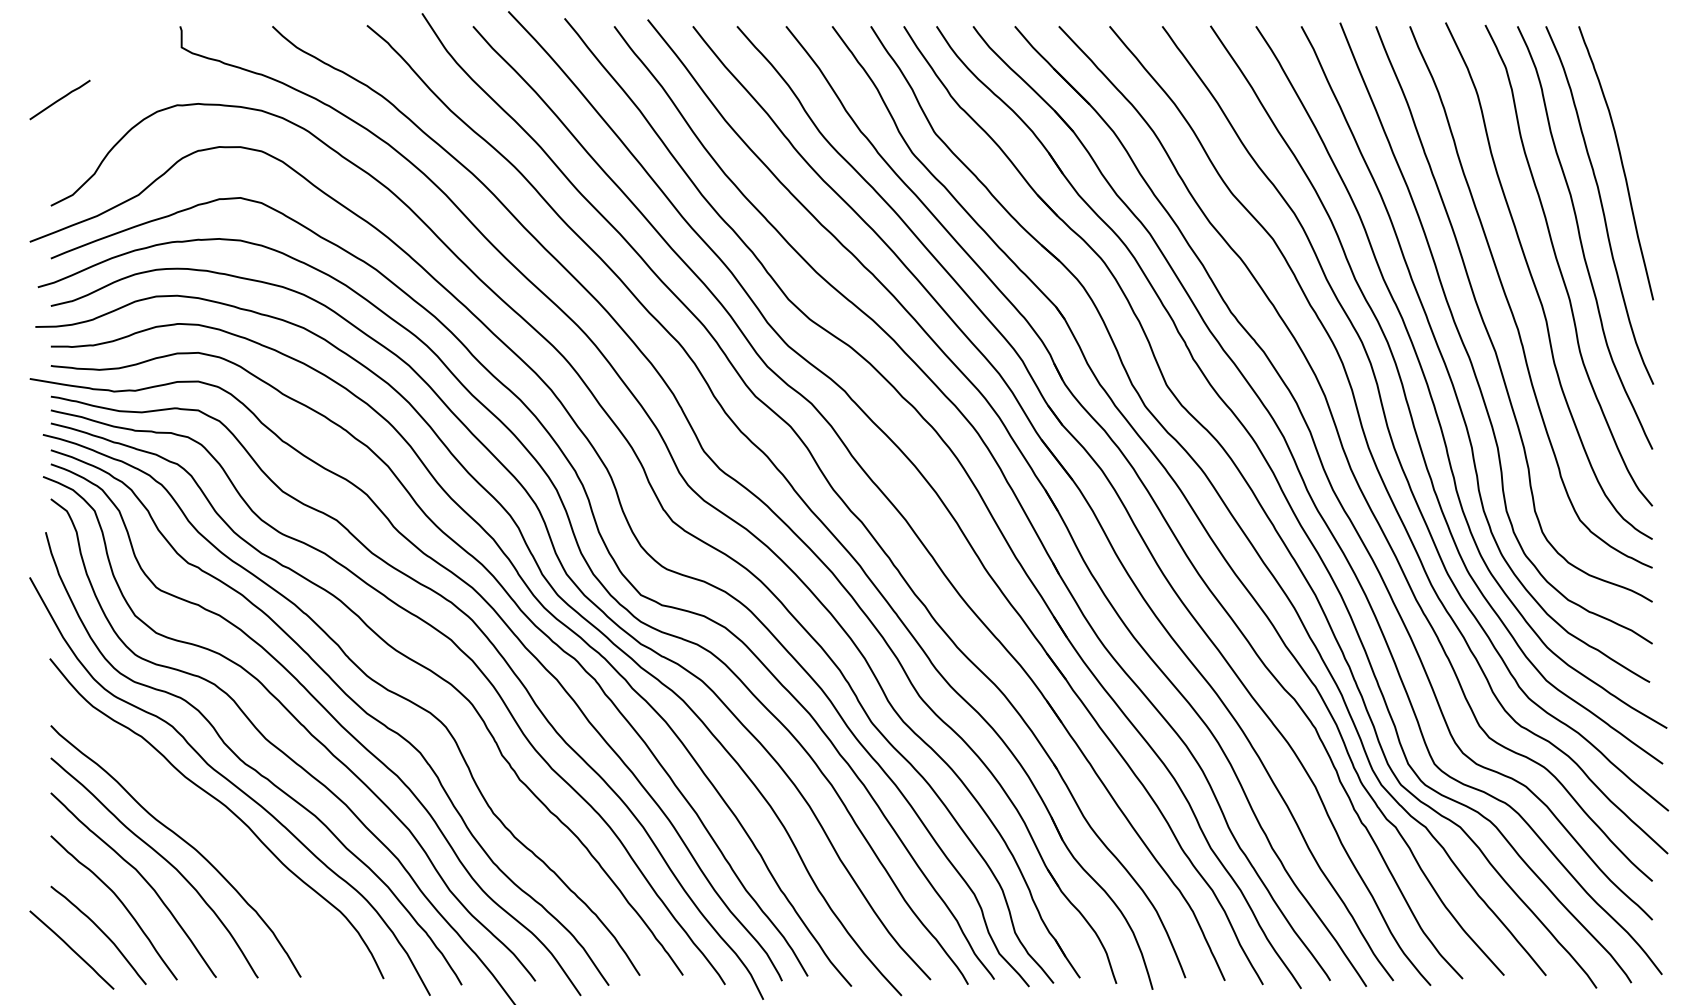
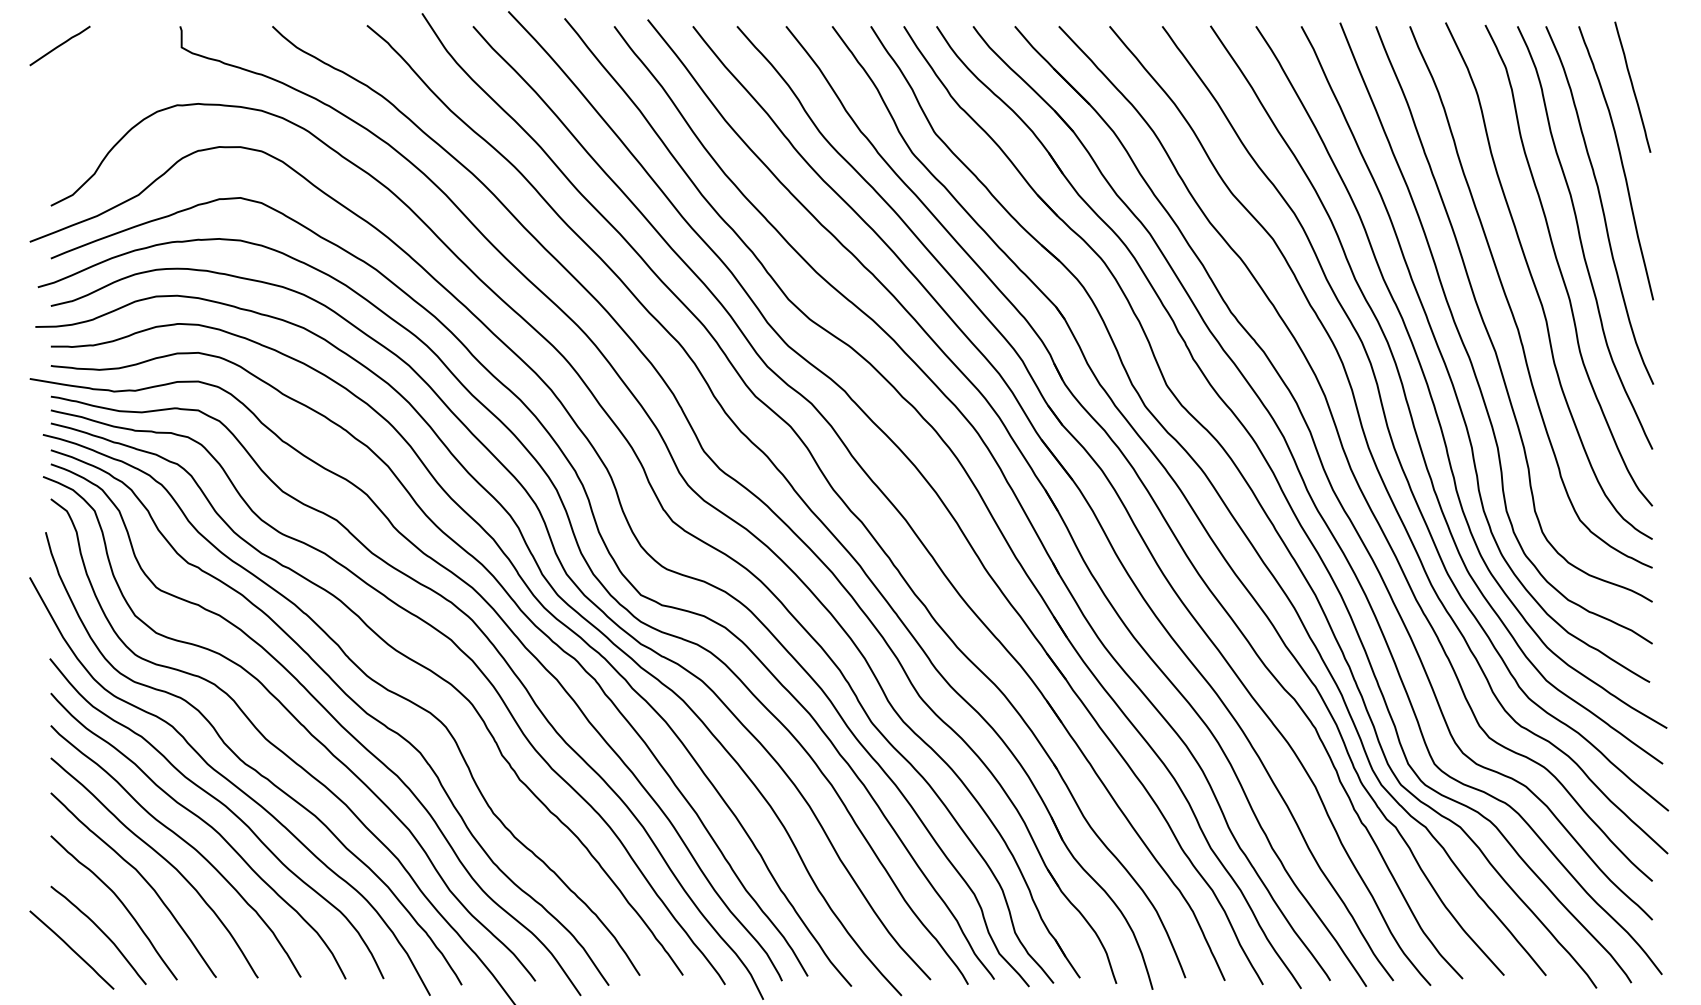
line: none -> present (1632, 86)
line position: (59, 99) -> (59, 45) (59, 45)
curve: none -> present (207, 825)
